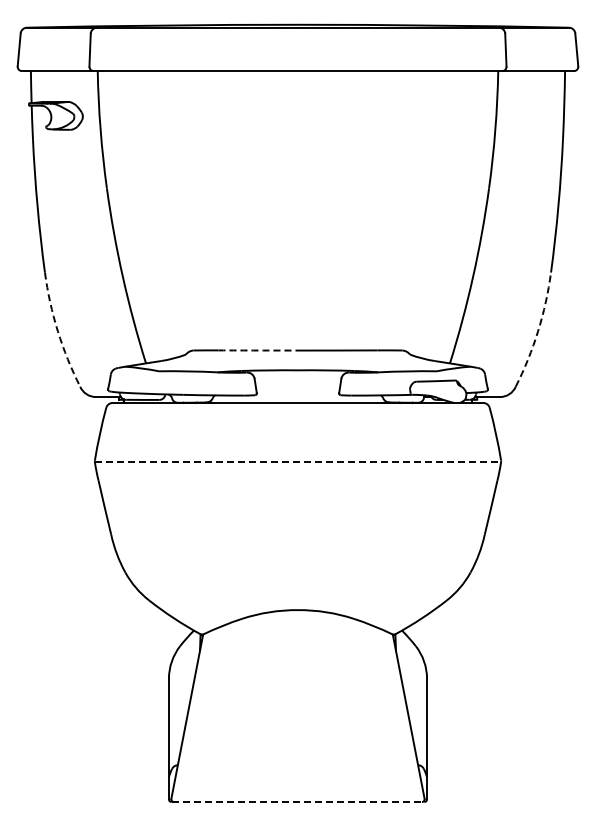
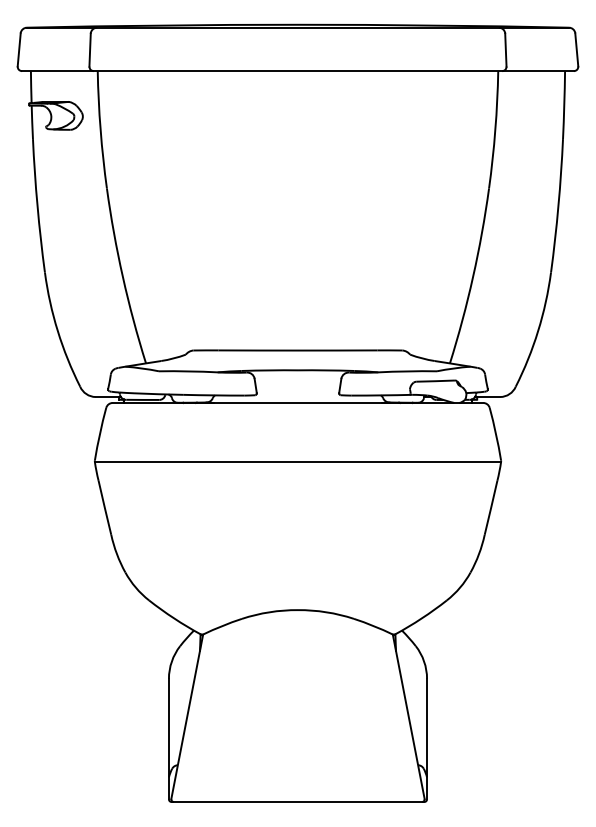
arc: dashed -> solid (57, 331)
arc: dashed -> solid (538, 331)
arc: dashed -> solid (258, 350)
line: dashed -> solid (298, 461)
line: dashed -> solid (298, 802)
